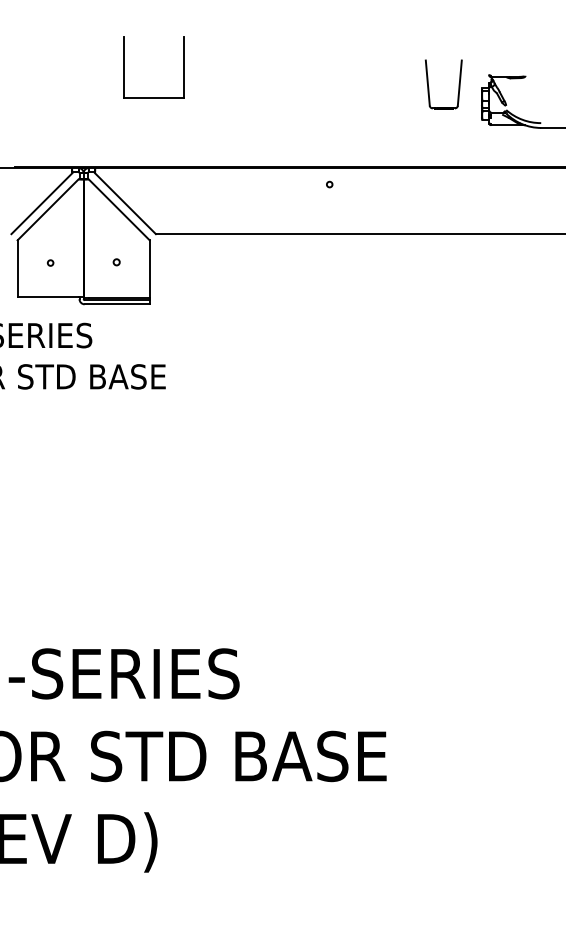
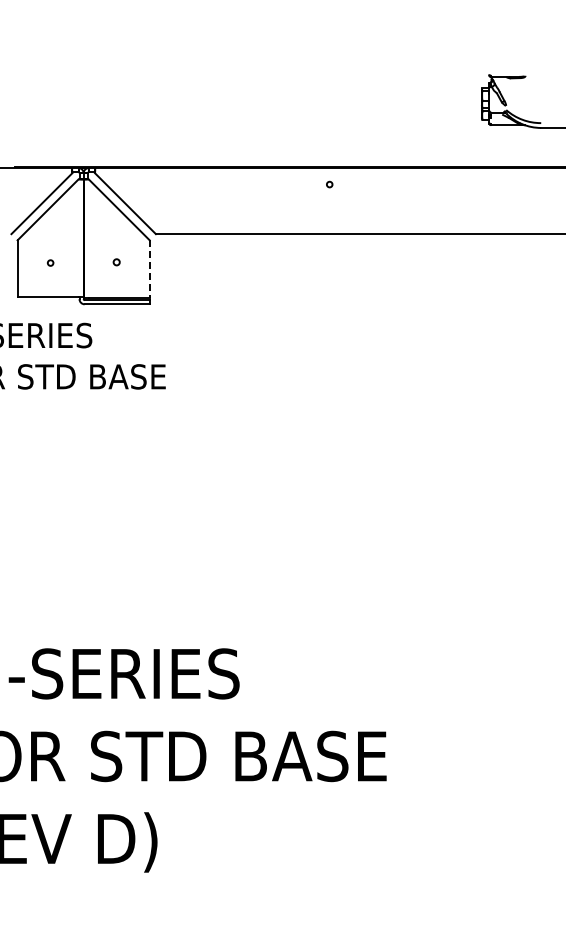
part: present -> none (124, 67)
part: present -> none (429, 87)
line: solid -> dashed (149, 269)
